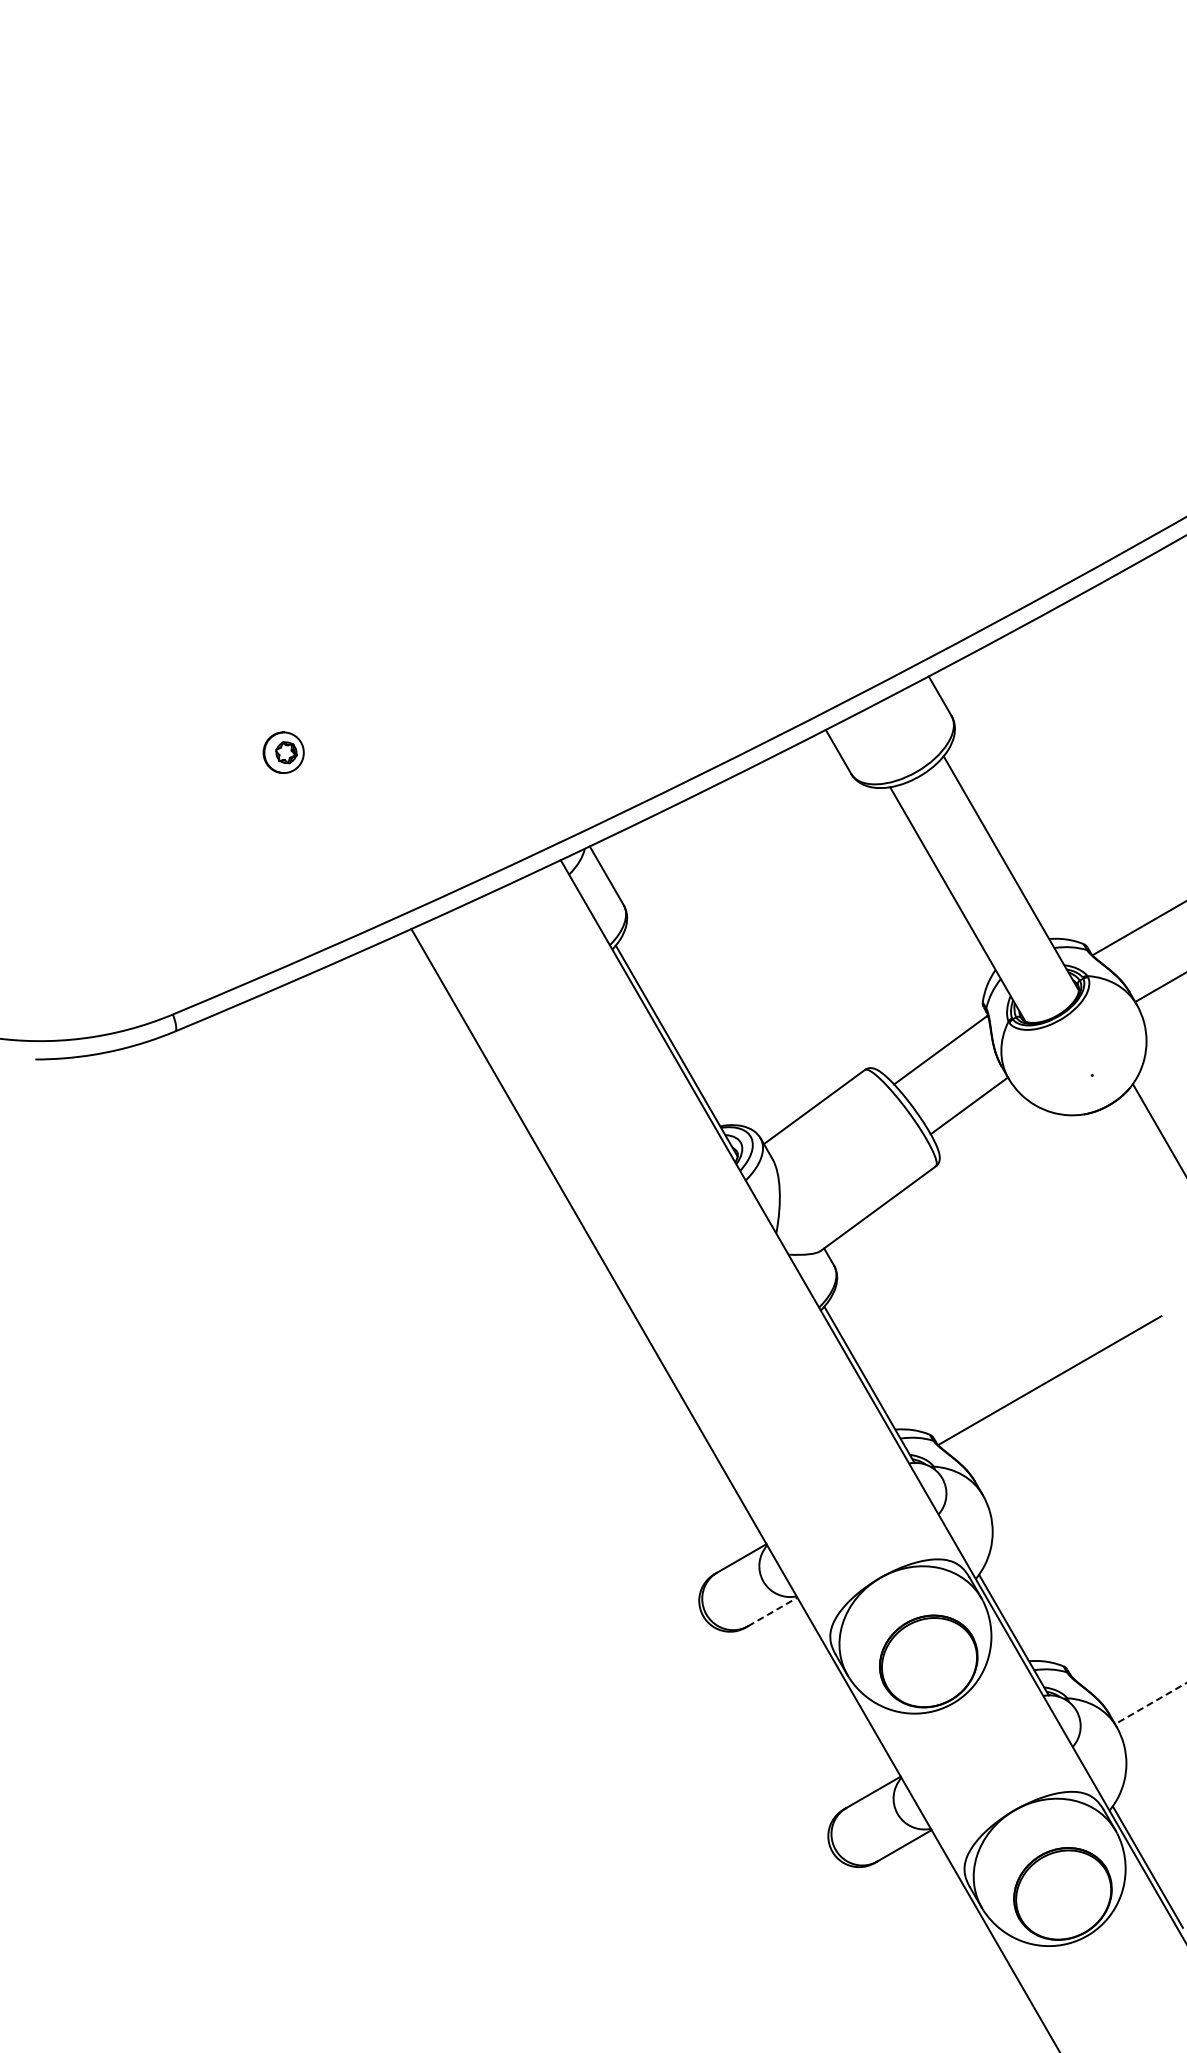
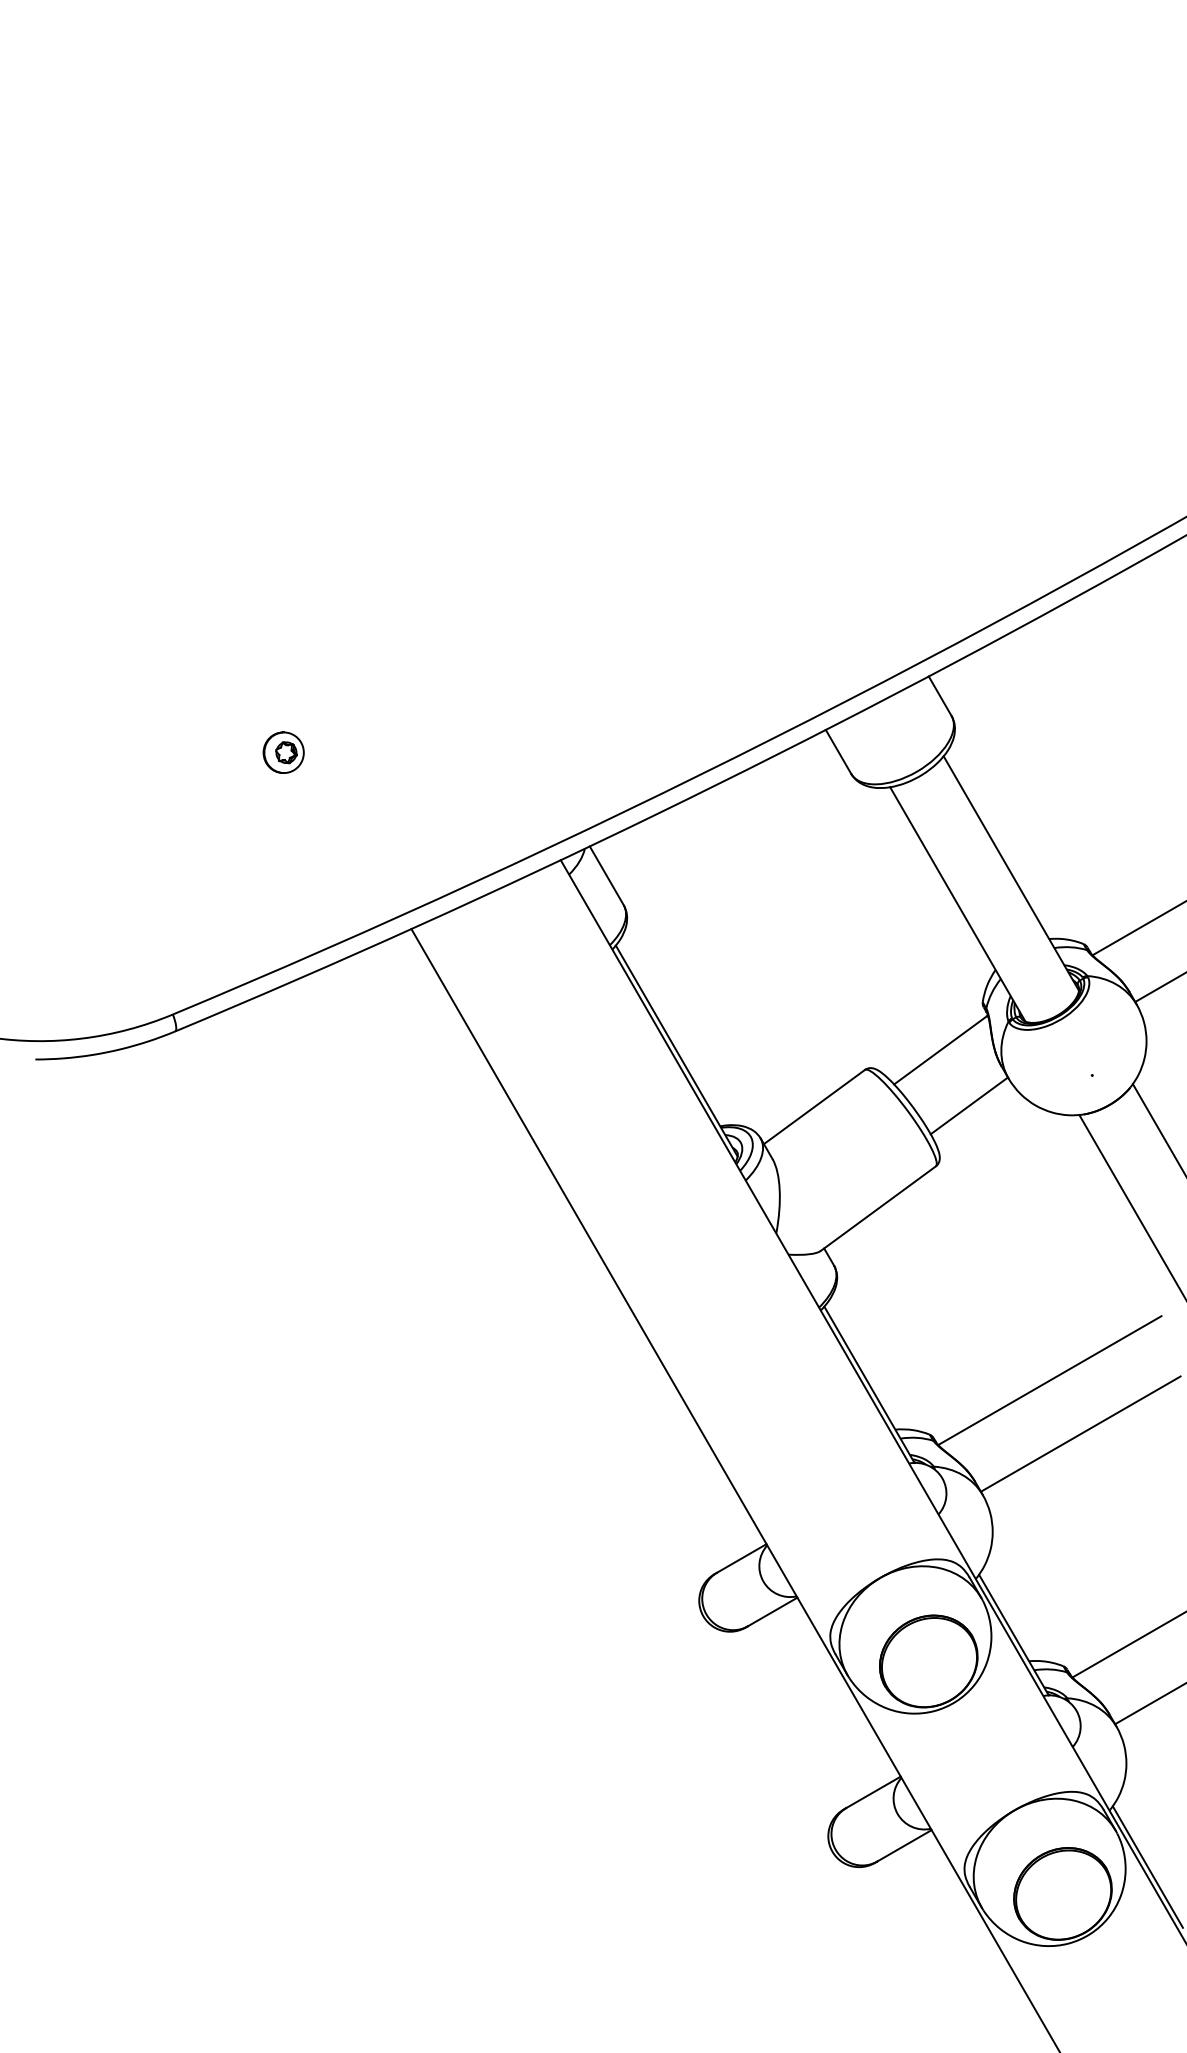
line: none -> present (1131, 1205)
line: none -> present (1080, 1433)
line: dashed -> solid (772, 1611)
line: none -> present (1127, 1645)
line: dashed -> solid (1150, 1703)
